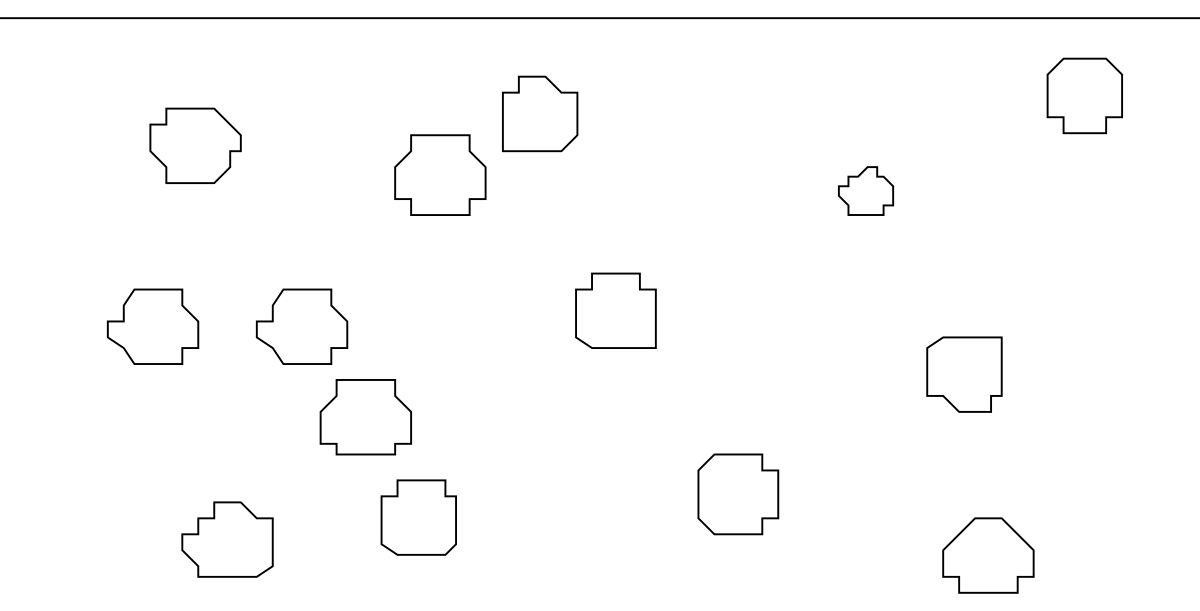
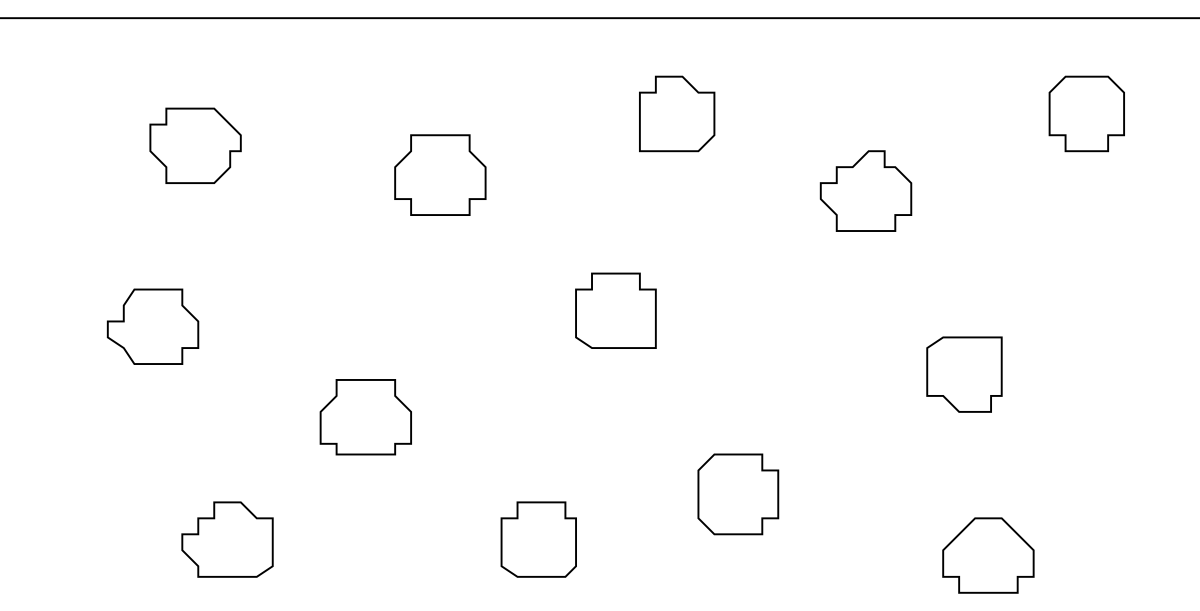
part position: (1084, 95) -> (1086, 113) (1086, 113)
part position: (540, 113) -> (677, 113) (677, 113)
part size: 56x50 px -> 94x82 px (865, 190)
part: present -> none (301, 326)
part position: (418, 517) -> (538, 539) (538, 539)
